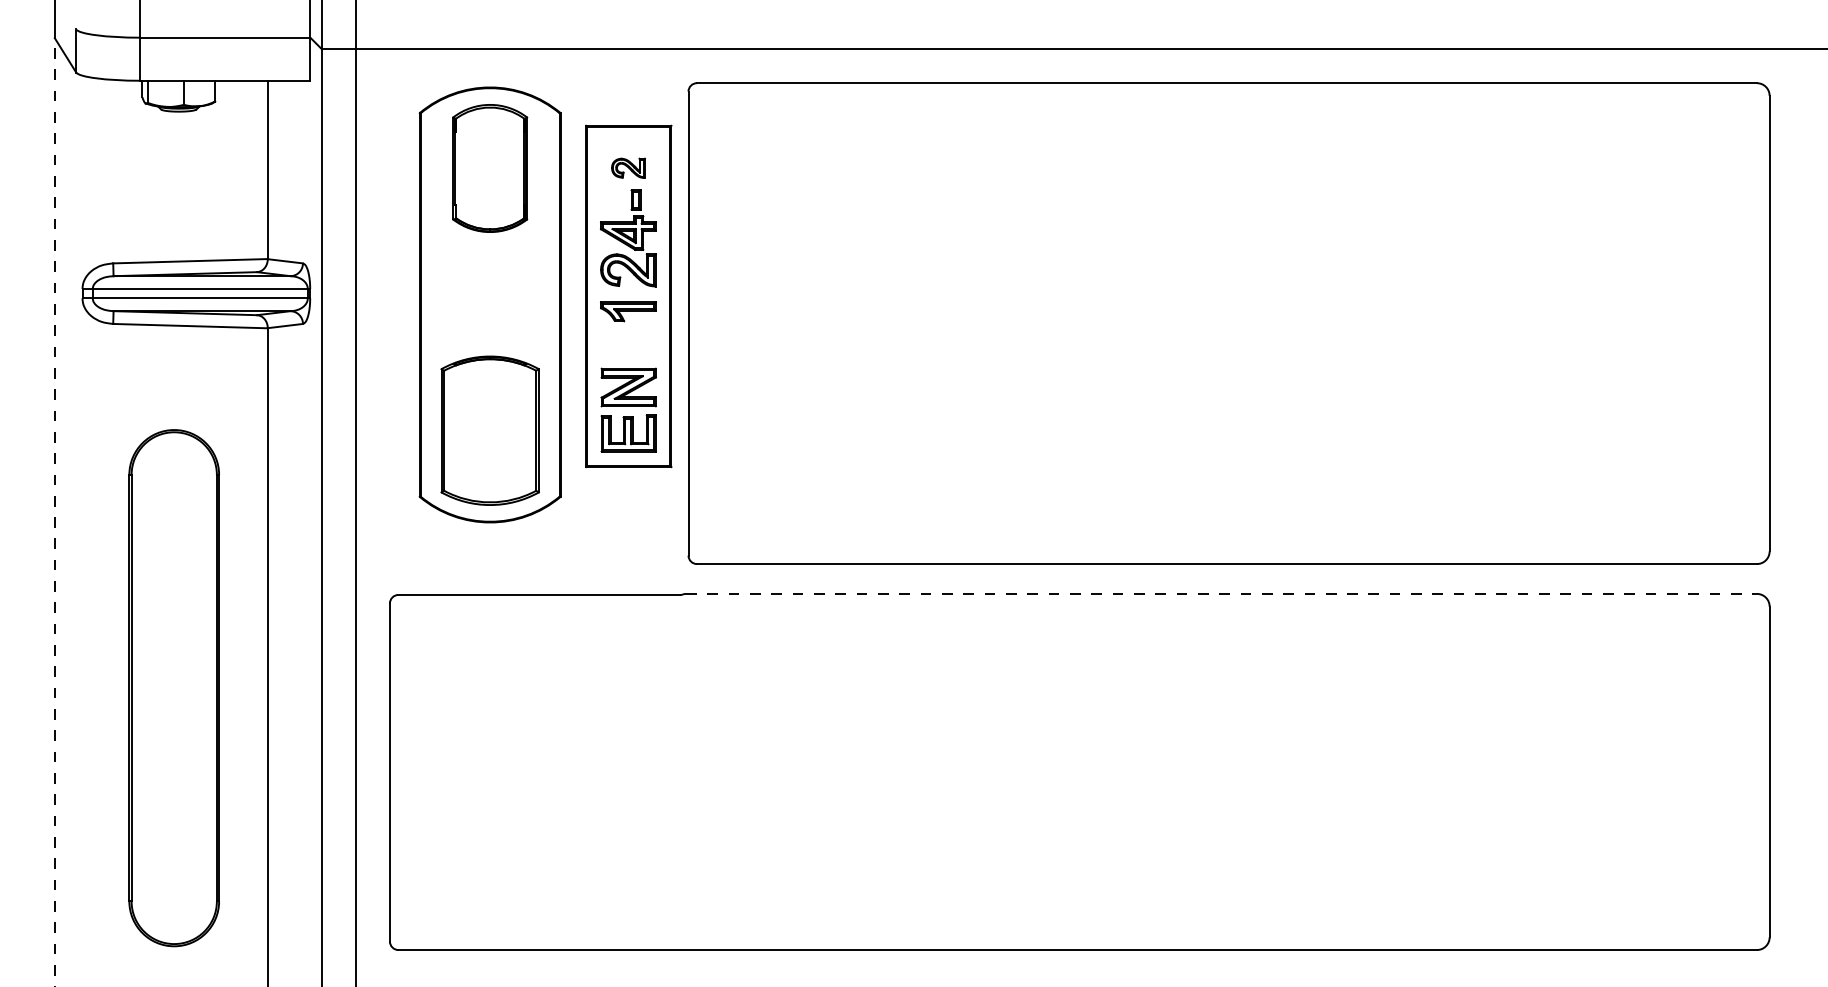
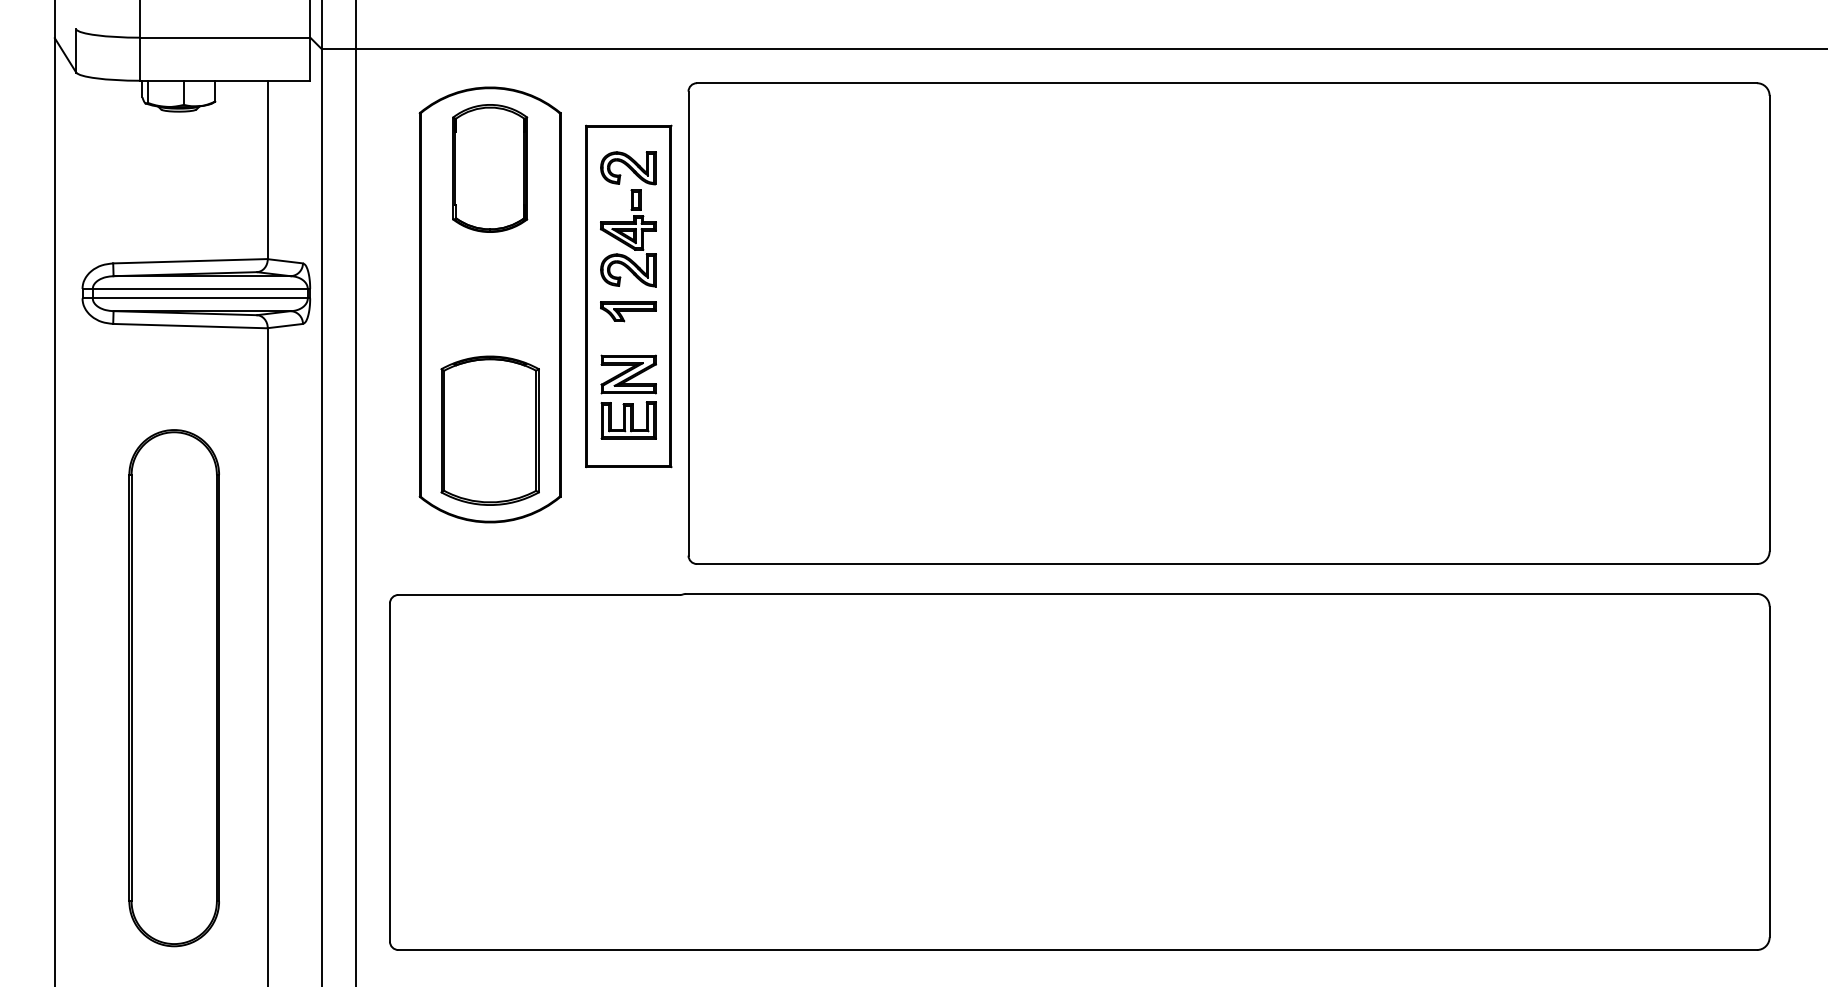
part size: 35x22 px -> 57x35 px (628, 168)
part position: (628, 409) -> (628, 396) (628, 396)
line: dashed -> solid (54, 512)
line: dashed -> solid (1222, 593)
